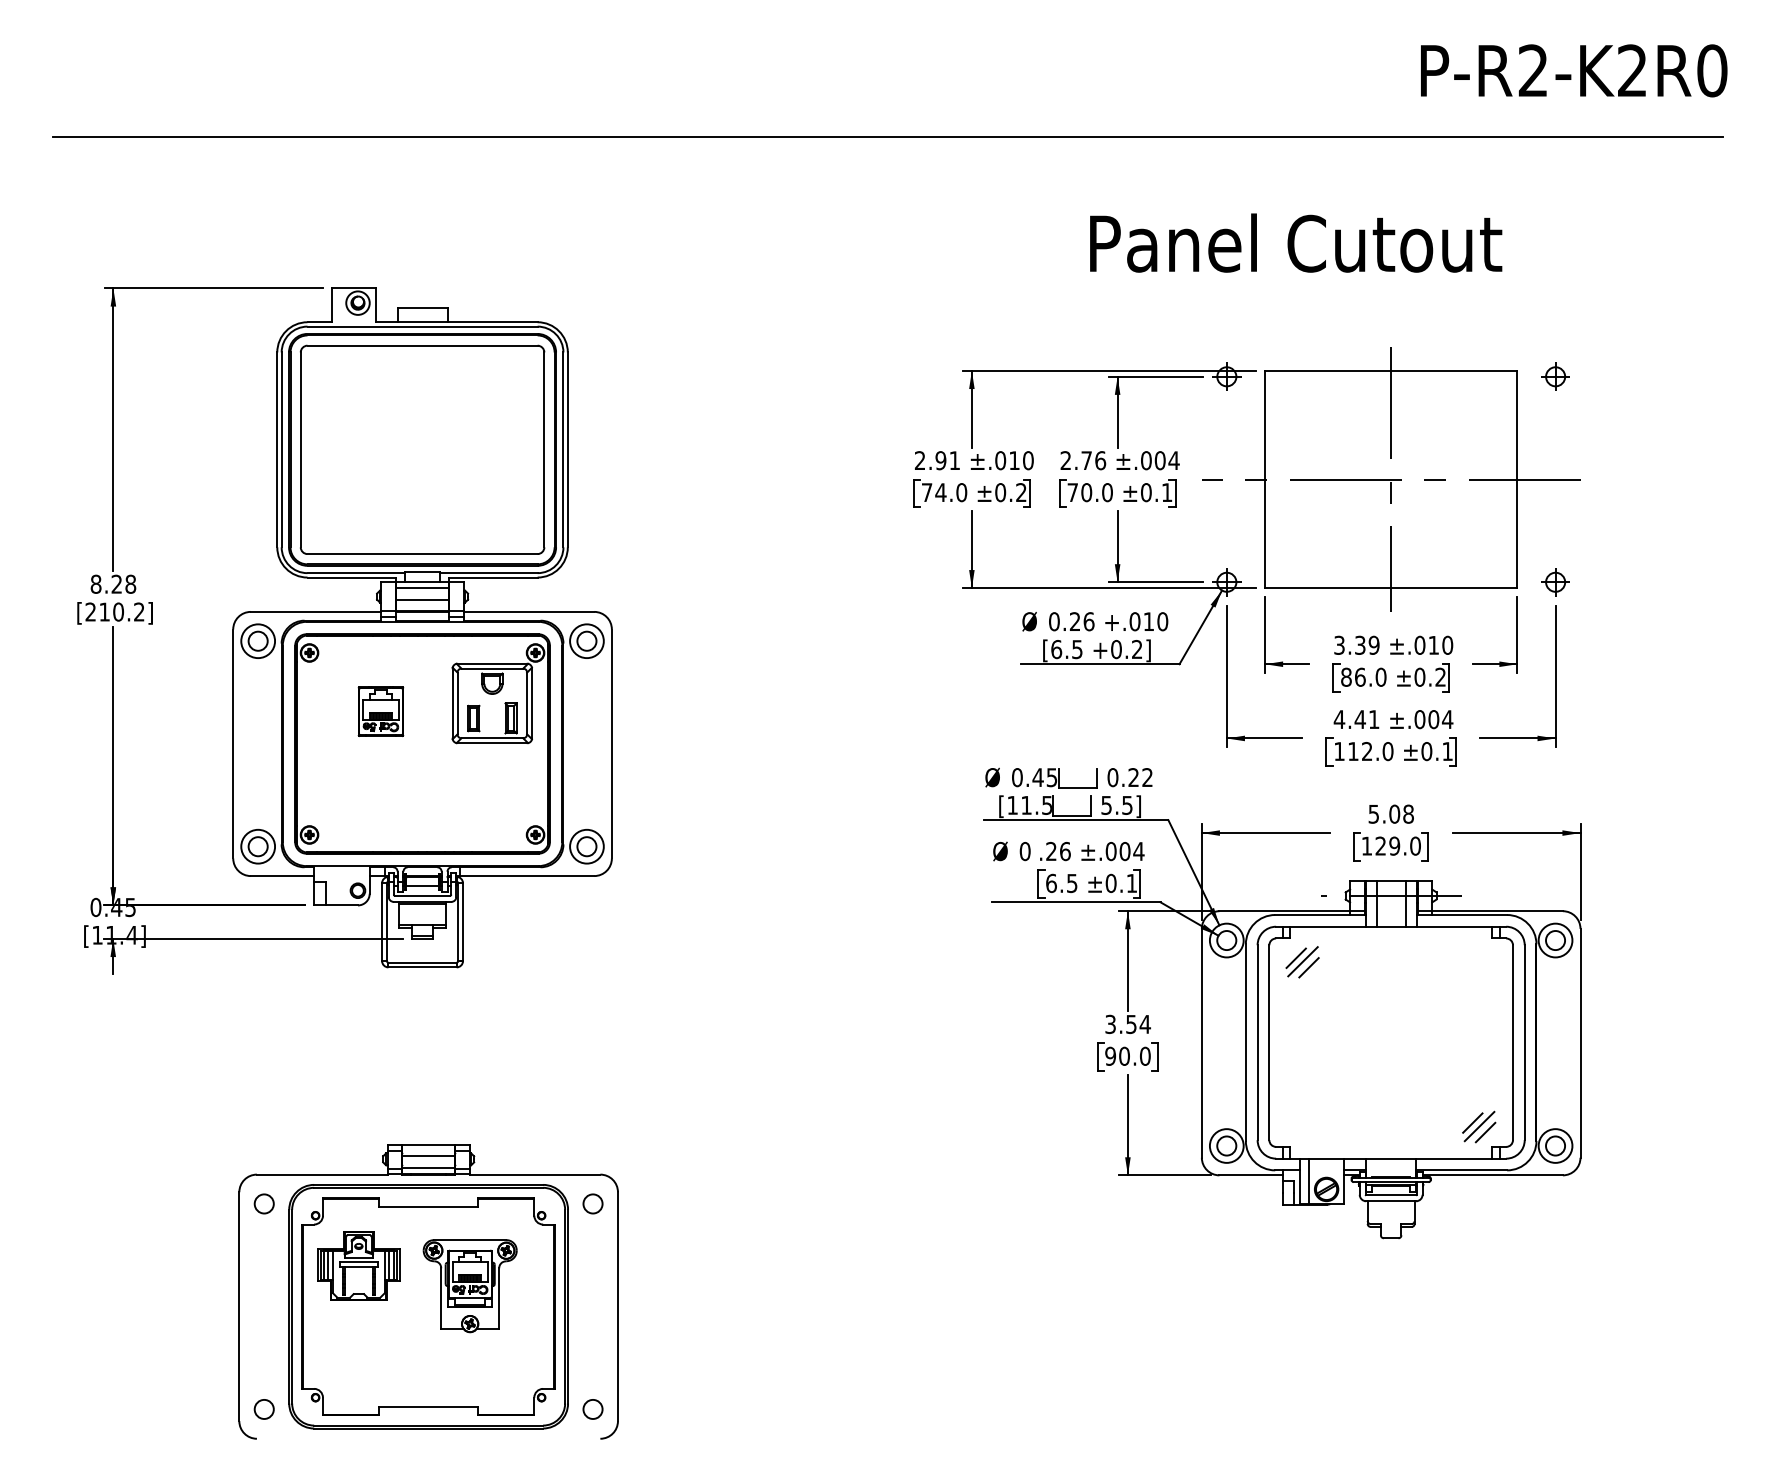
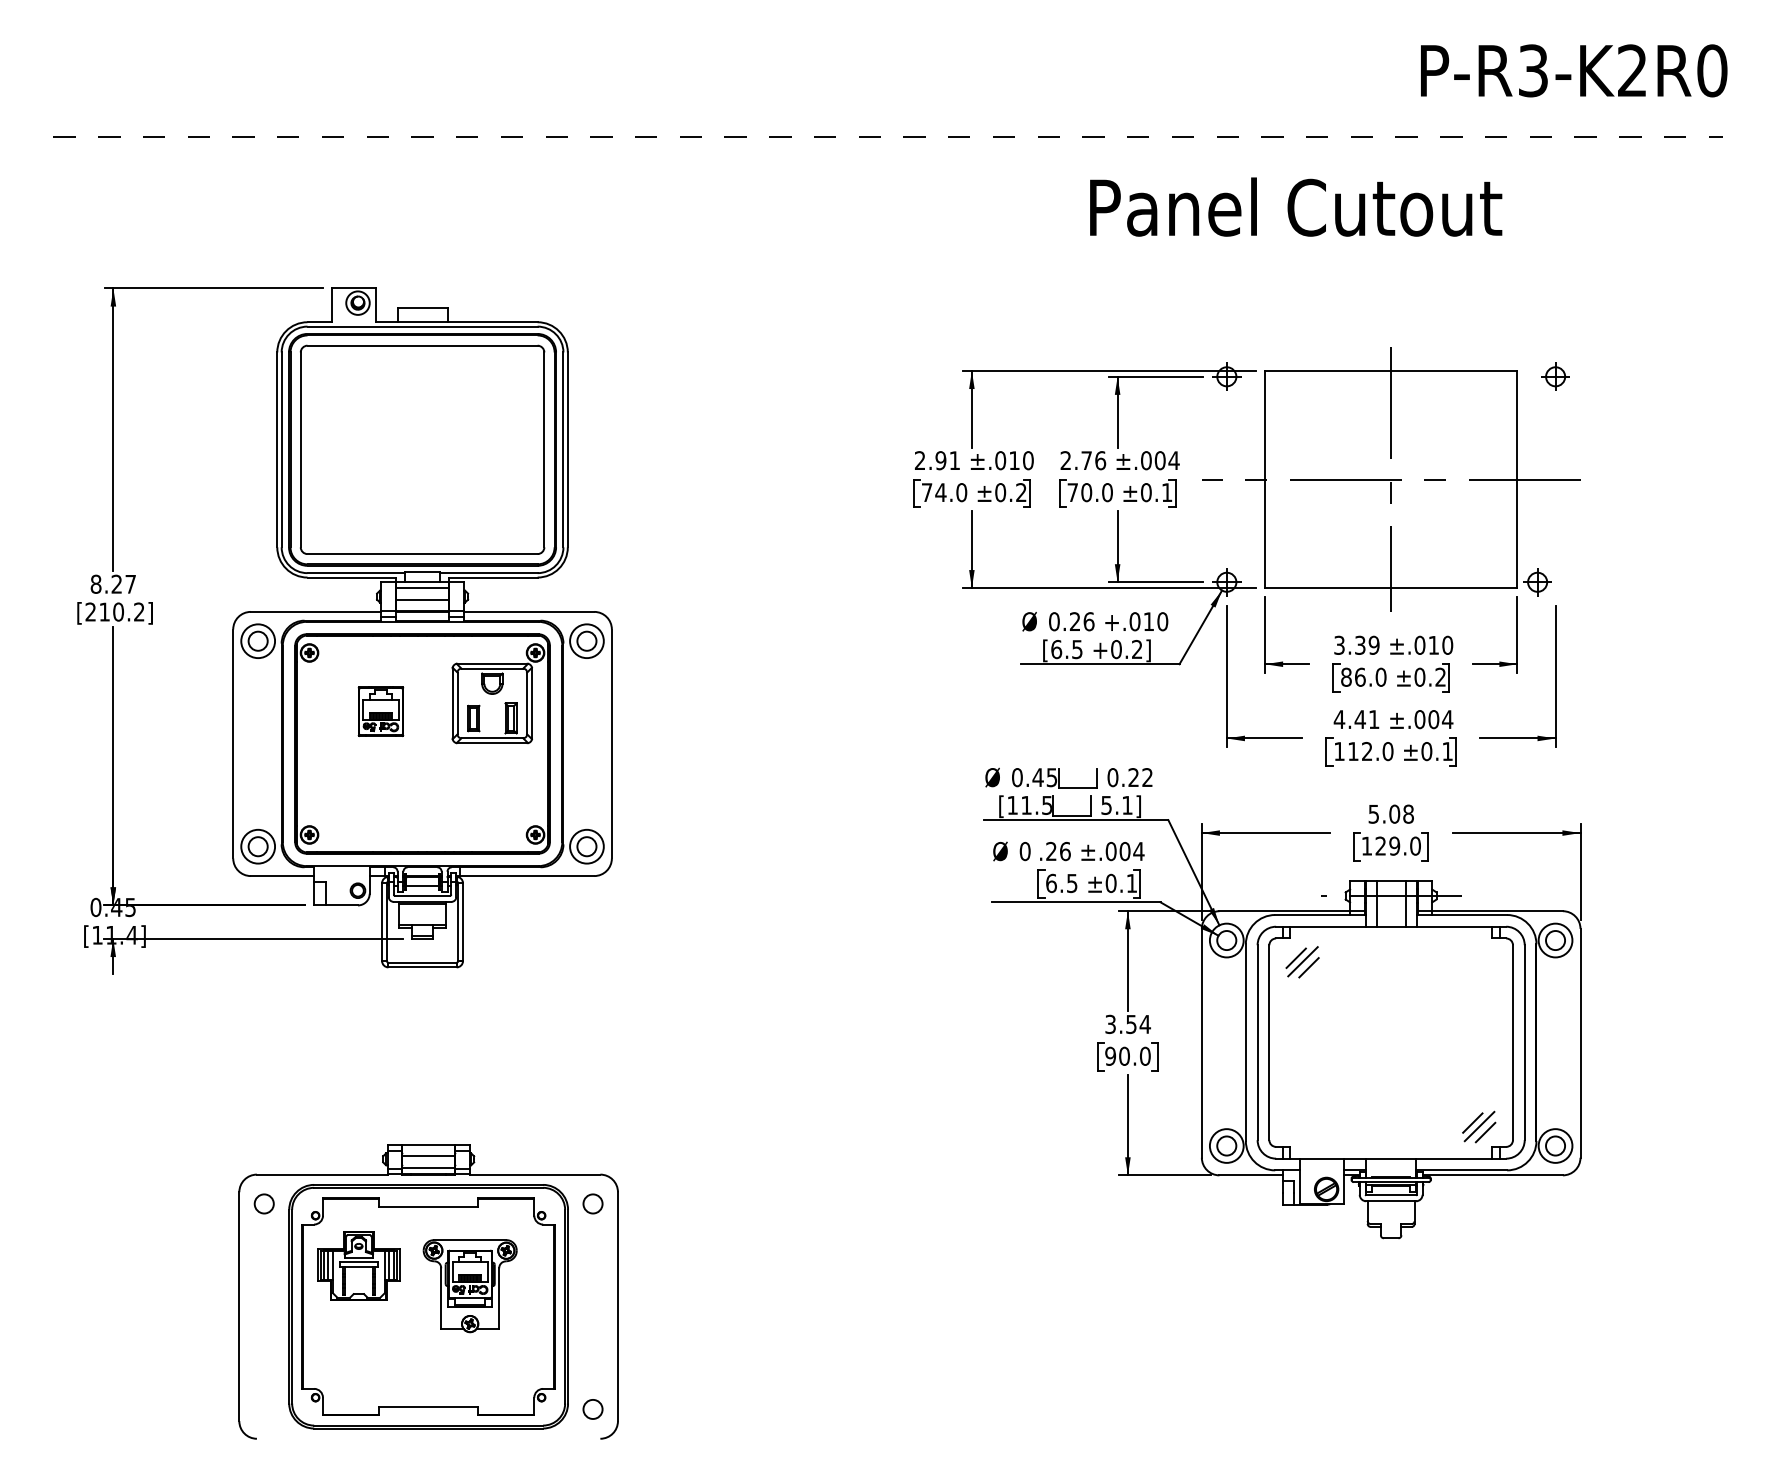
text: P-R2-K2R0 -> P-R3-K2R0 (1532, 70)
line: solid -> dashed (888, 136)
text position: (1296, 242) -> (1296, 206) (1296, 206)
part position: (1555, 582) -> (1537, 582) (1537, 582)
text: 8.28 -> 8.27 (130, 583)
text: 5.5] -> 5.1] (1127, 805)
line: present -> none (1308, 1181)
circle: present -> none (263, 1409)
